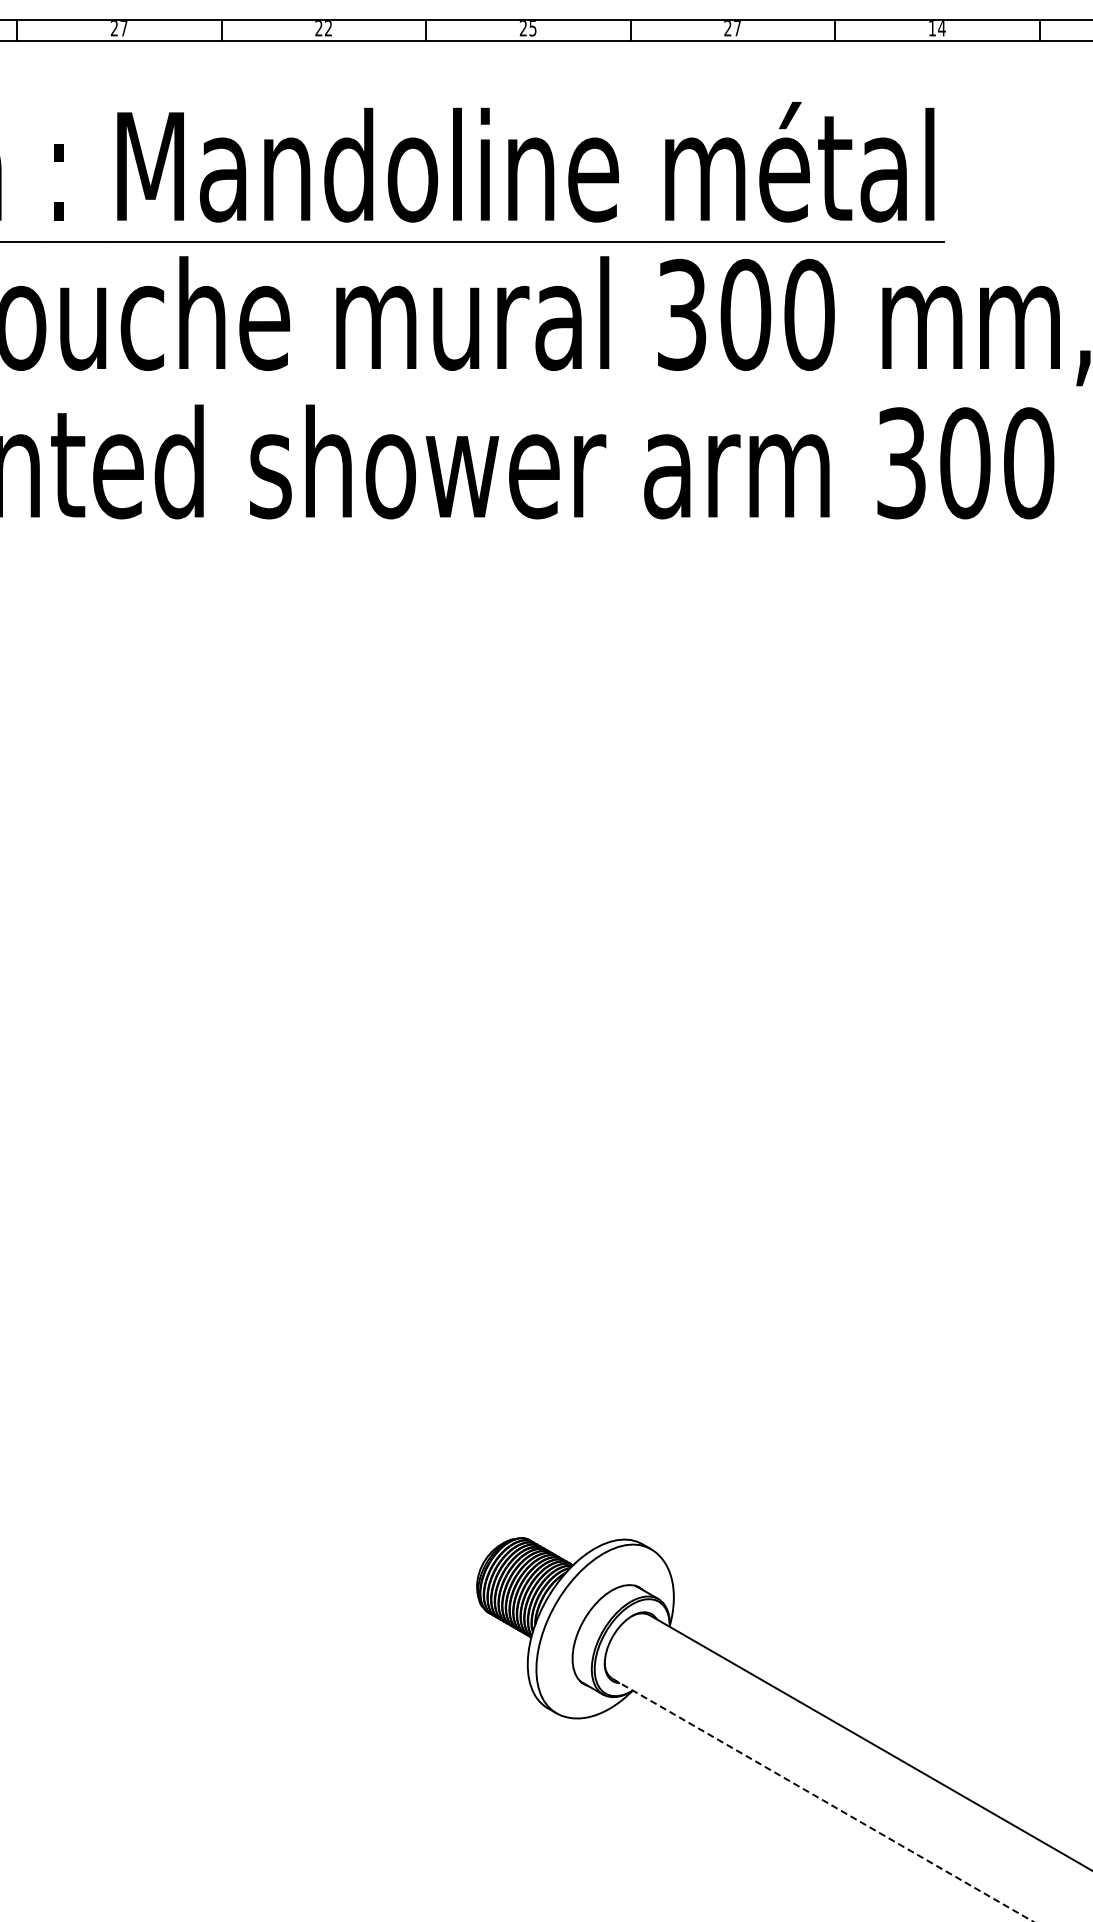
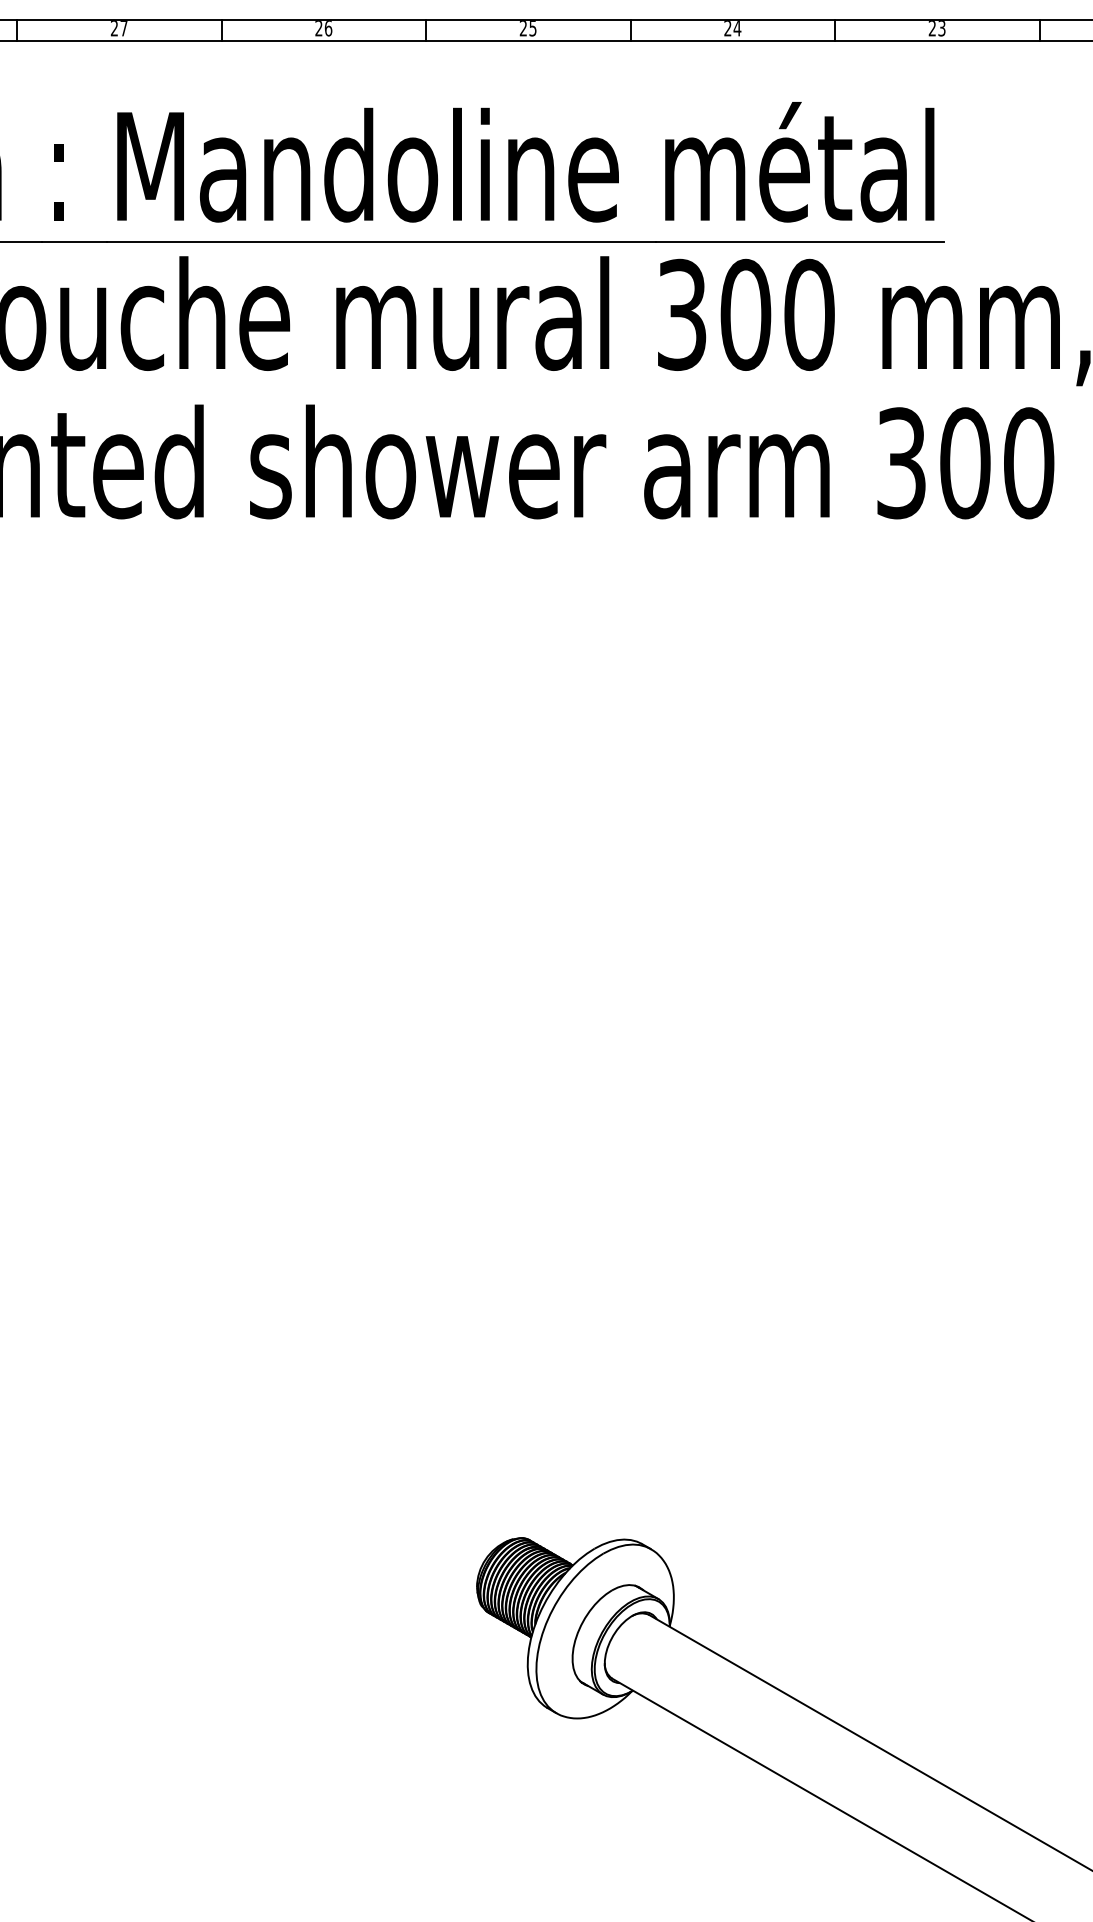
text: 22 -> 26 (328, 28)
text: 27 -> 24 (737, 28)
text: 14 -> 23 (936, 28)
line: dashed -> solid (822, 1800)
